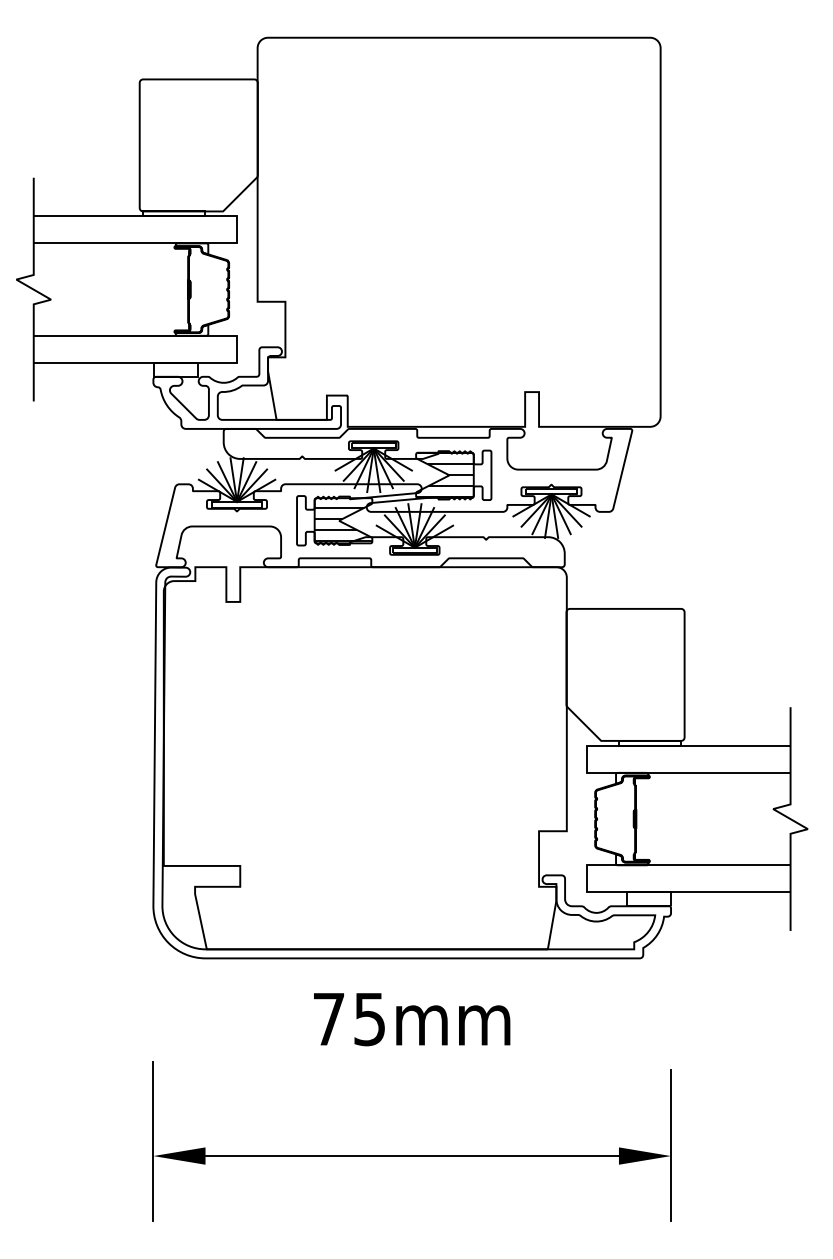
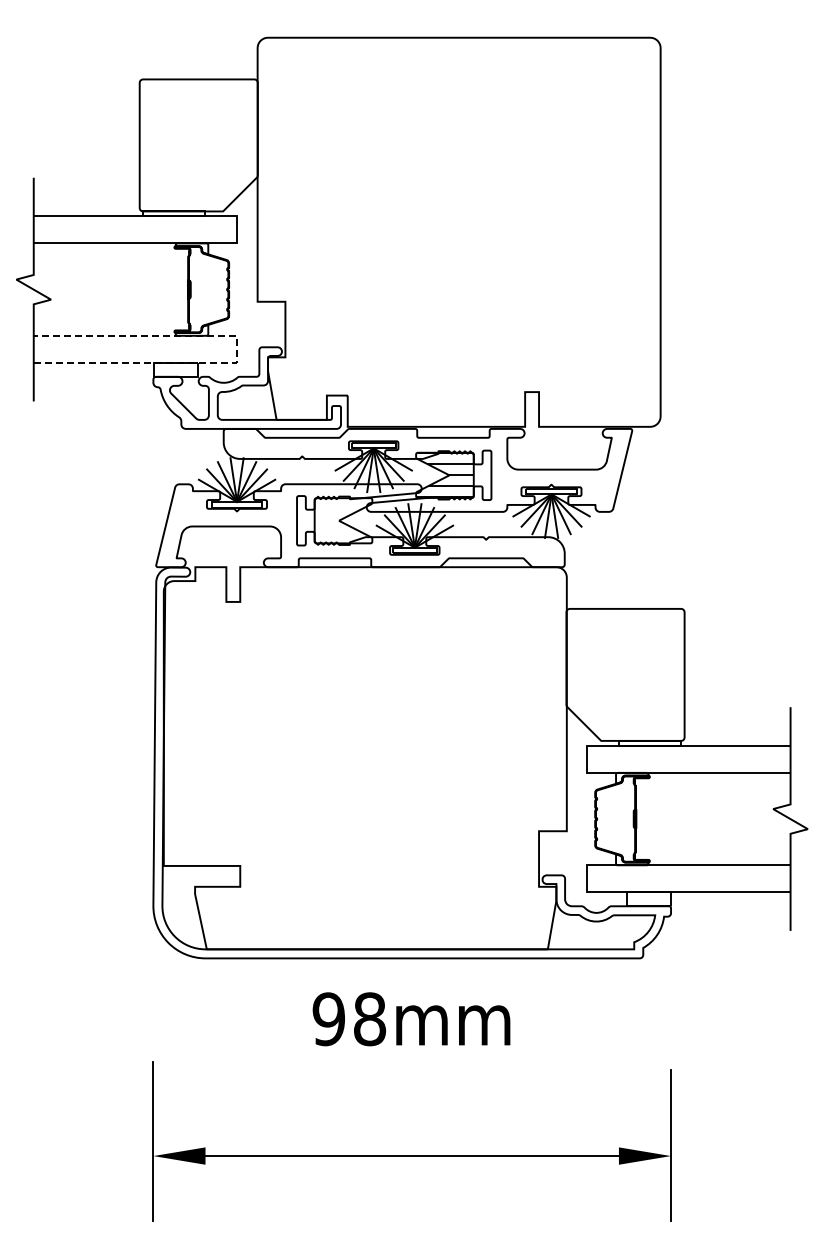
line: solid -> dashed (236, 349)
hatch: present -> none (343, 524)
text: 75mm -> 98mm (349, 1019)
